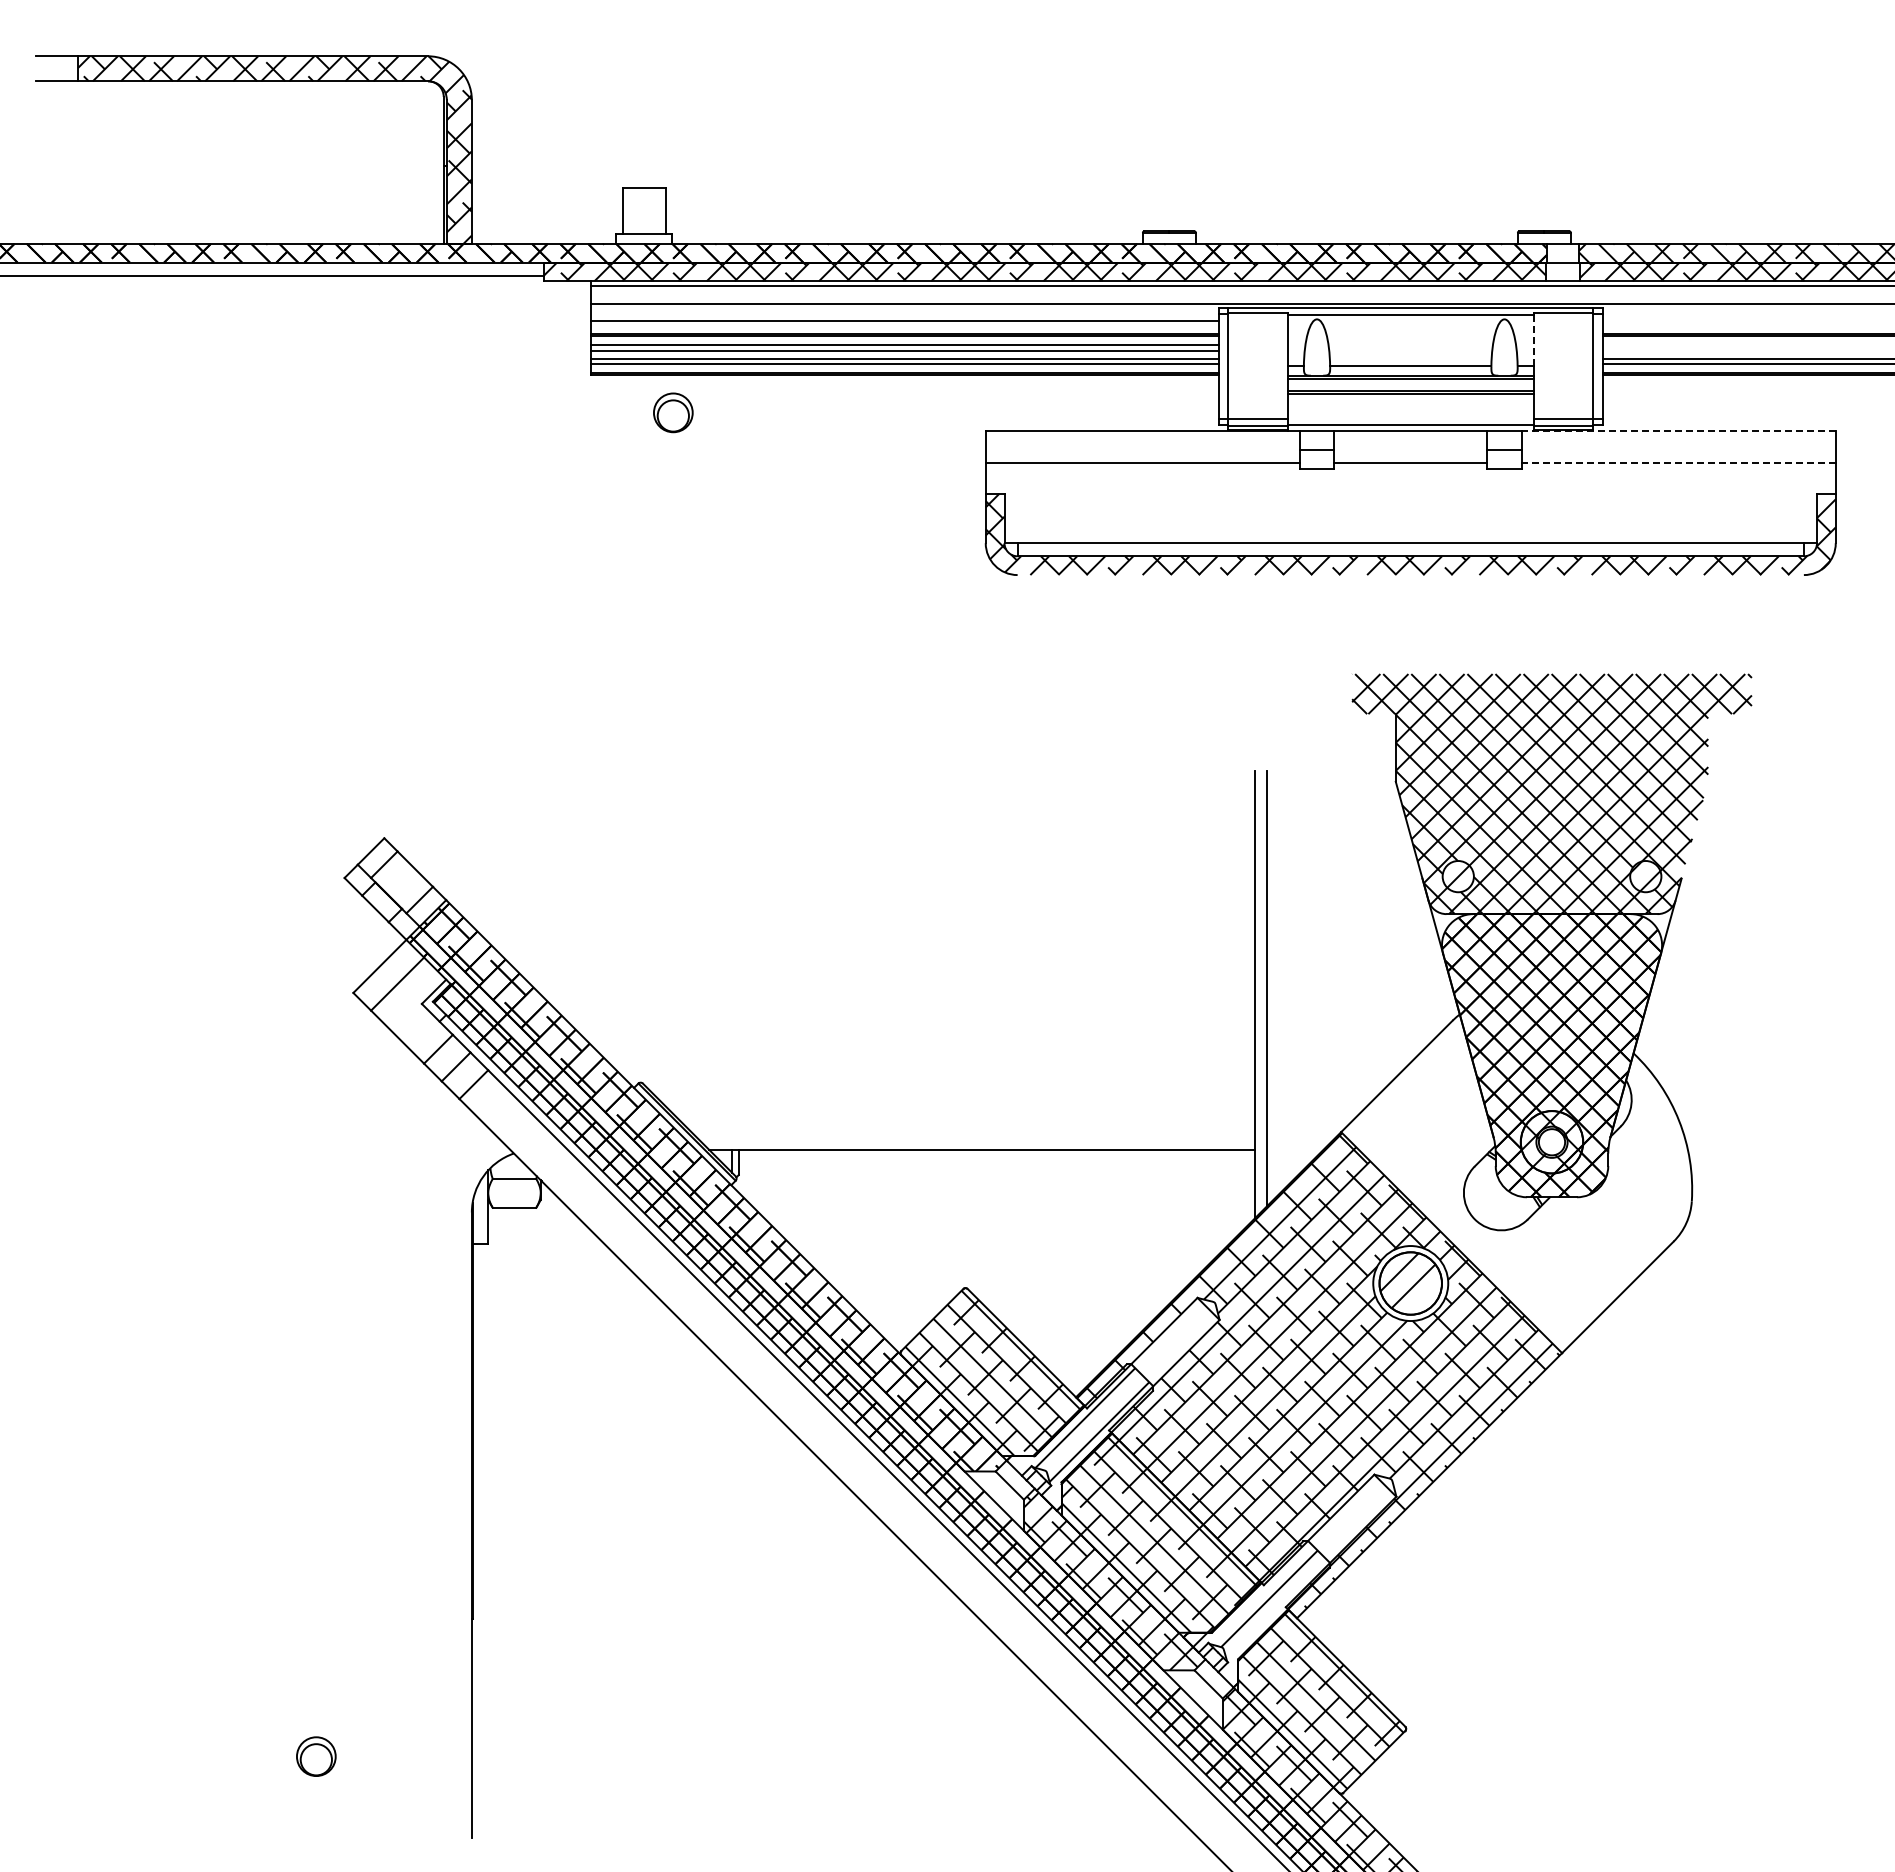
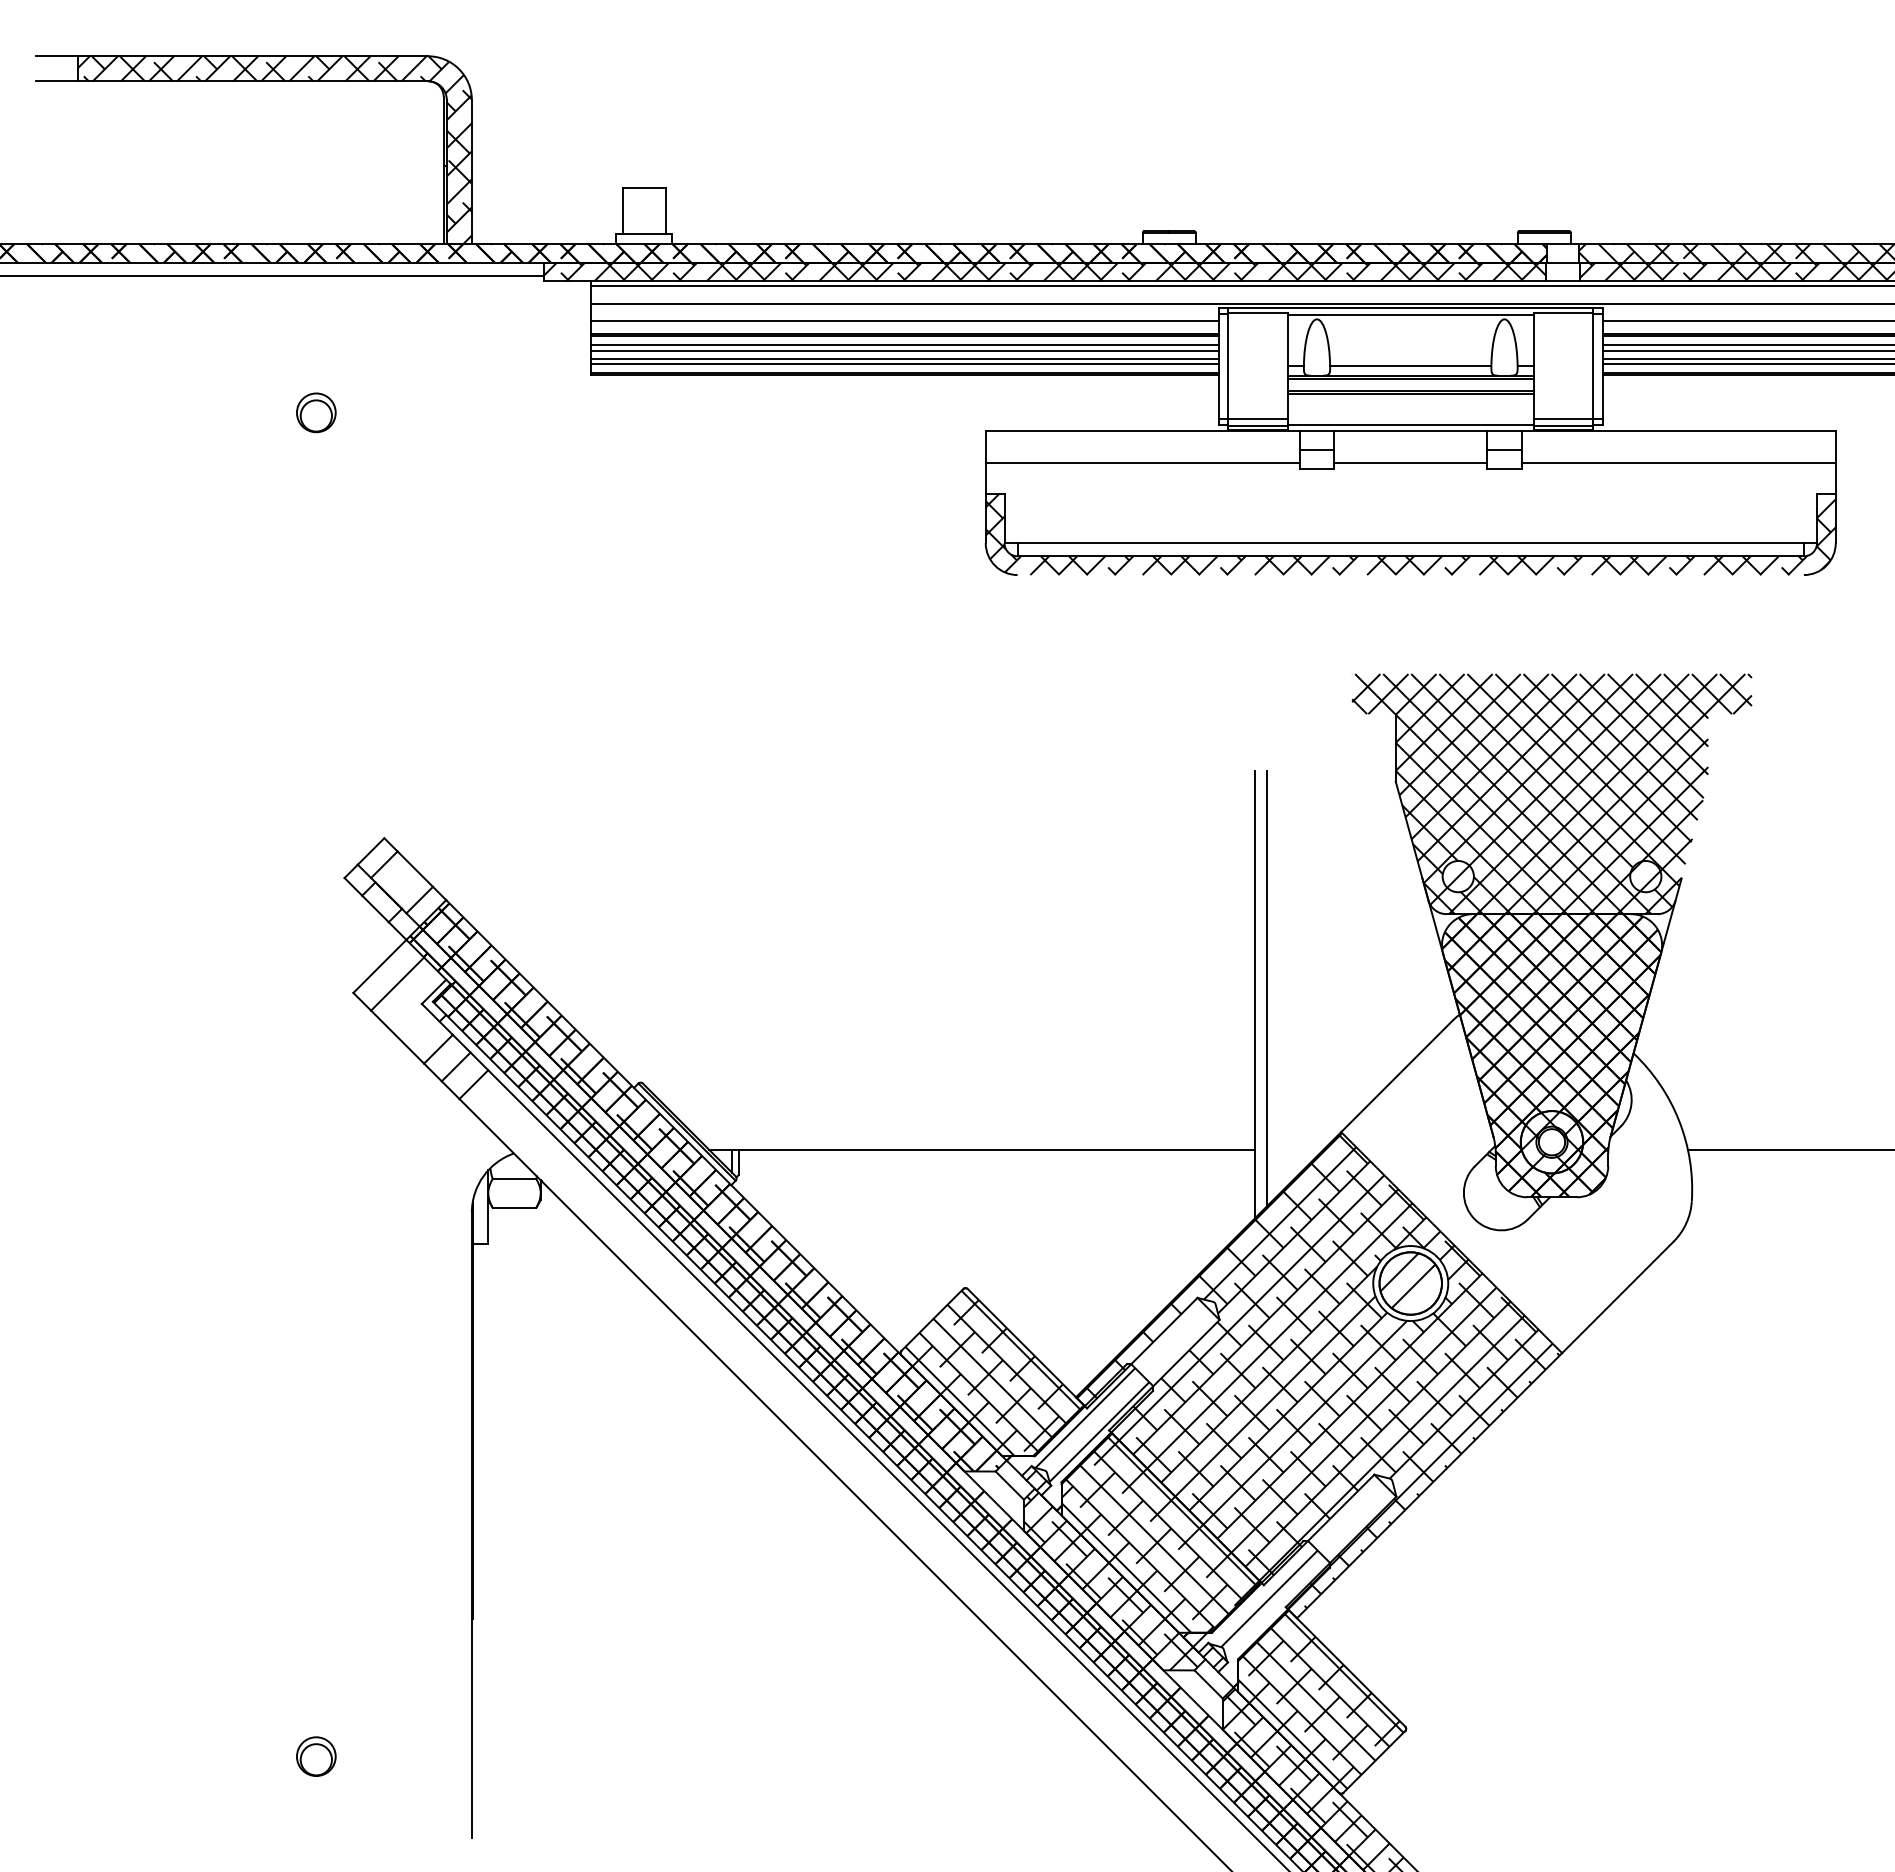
line: none -> present (1746, 321)
line: dashed -> solid (1533, 340)
line: none -> present (1746, 345)
line: none -> present (1746, 350)
part position: (673, 412) -> (316, 412) (316, 412)
line: dashed -> solid (1678, 431)
line: dashed -> solid (1678, 463)
line: none -> present (1789, 1150)
